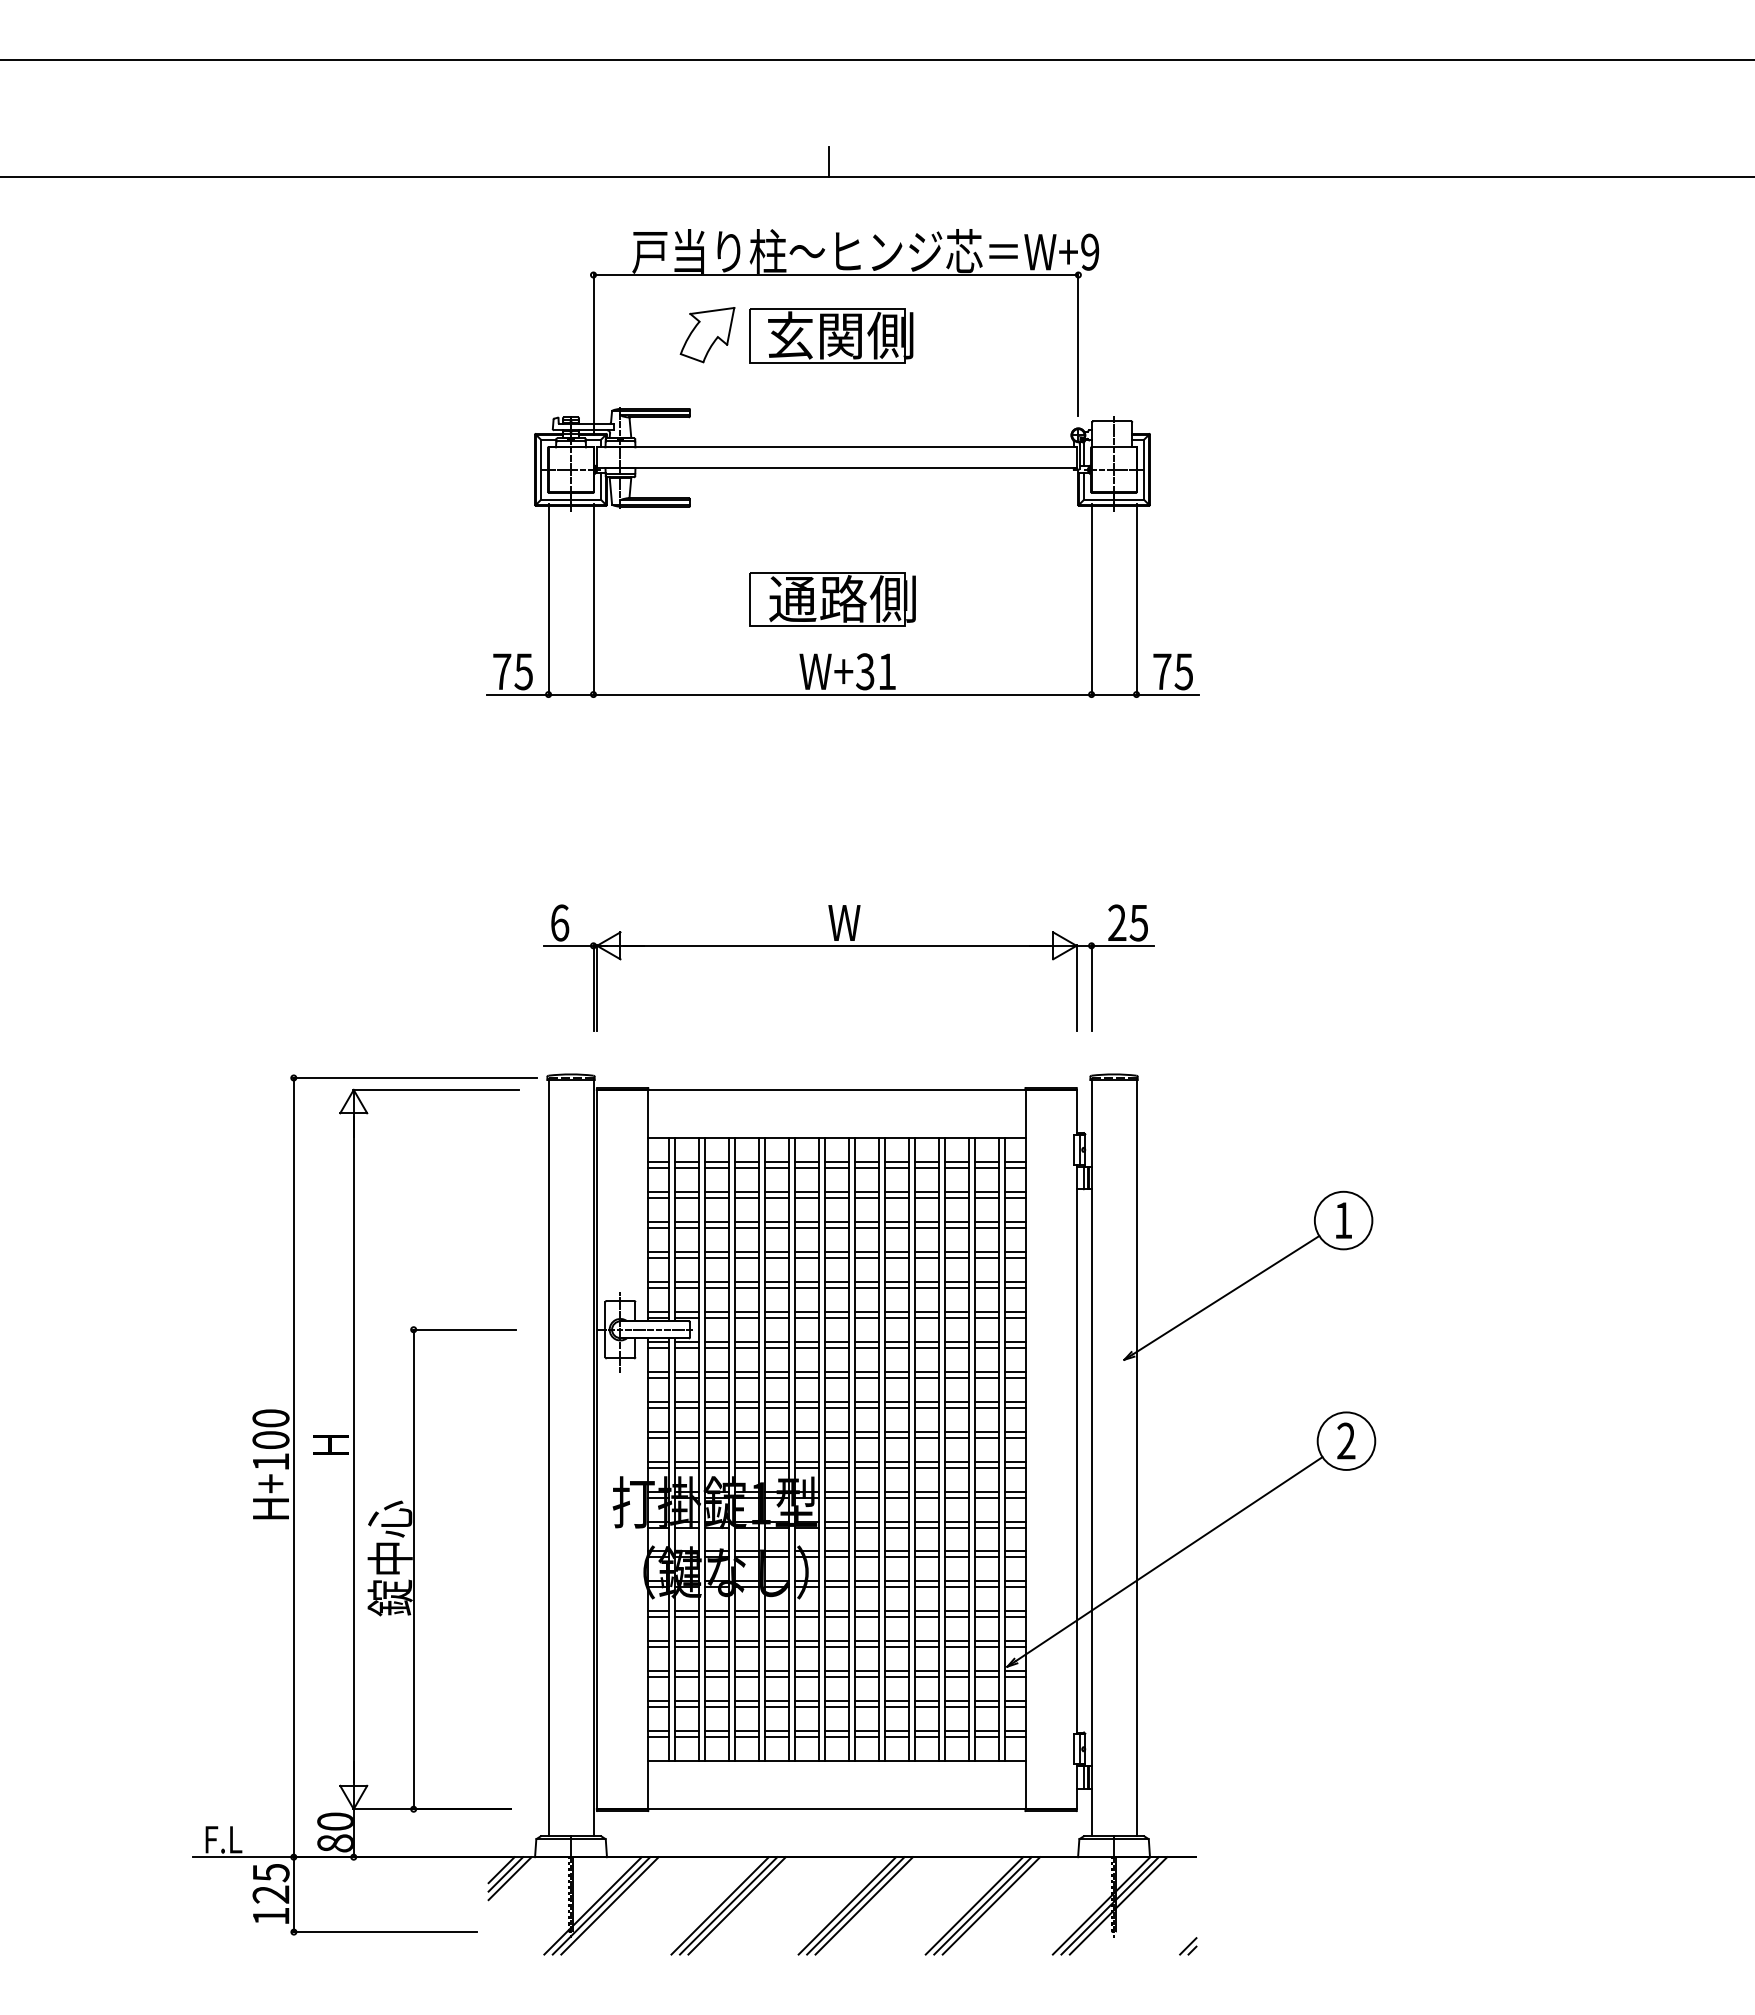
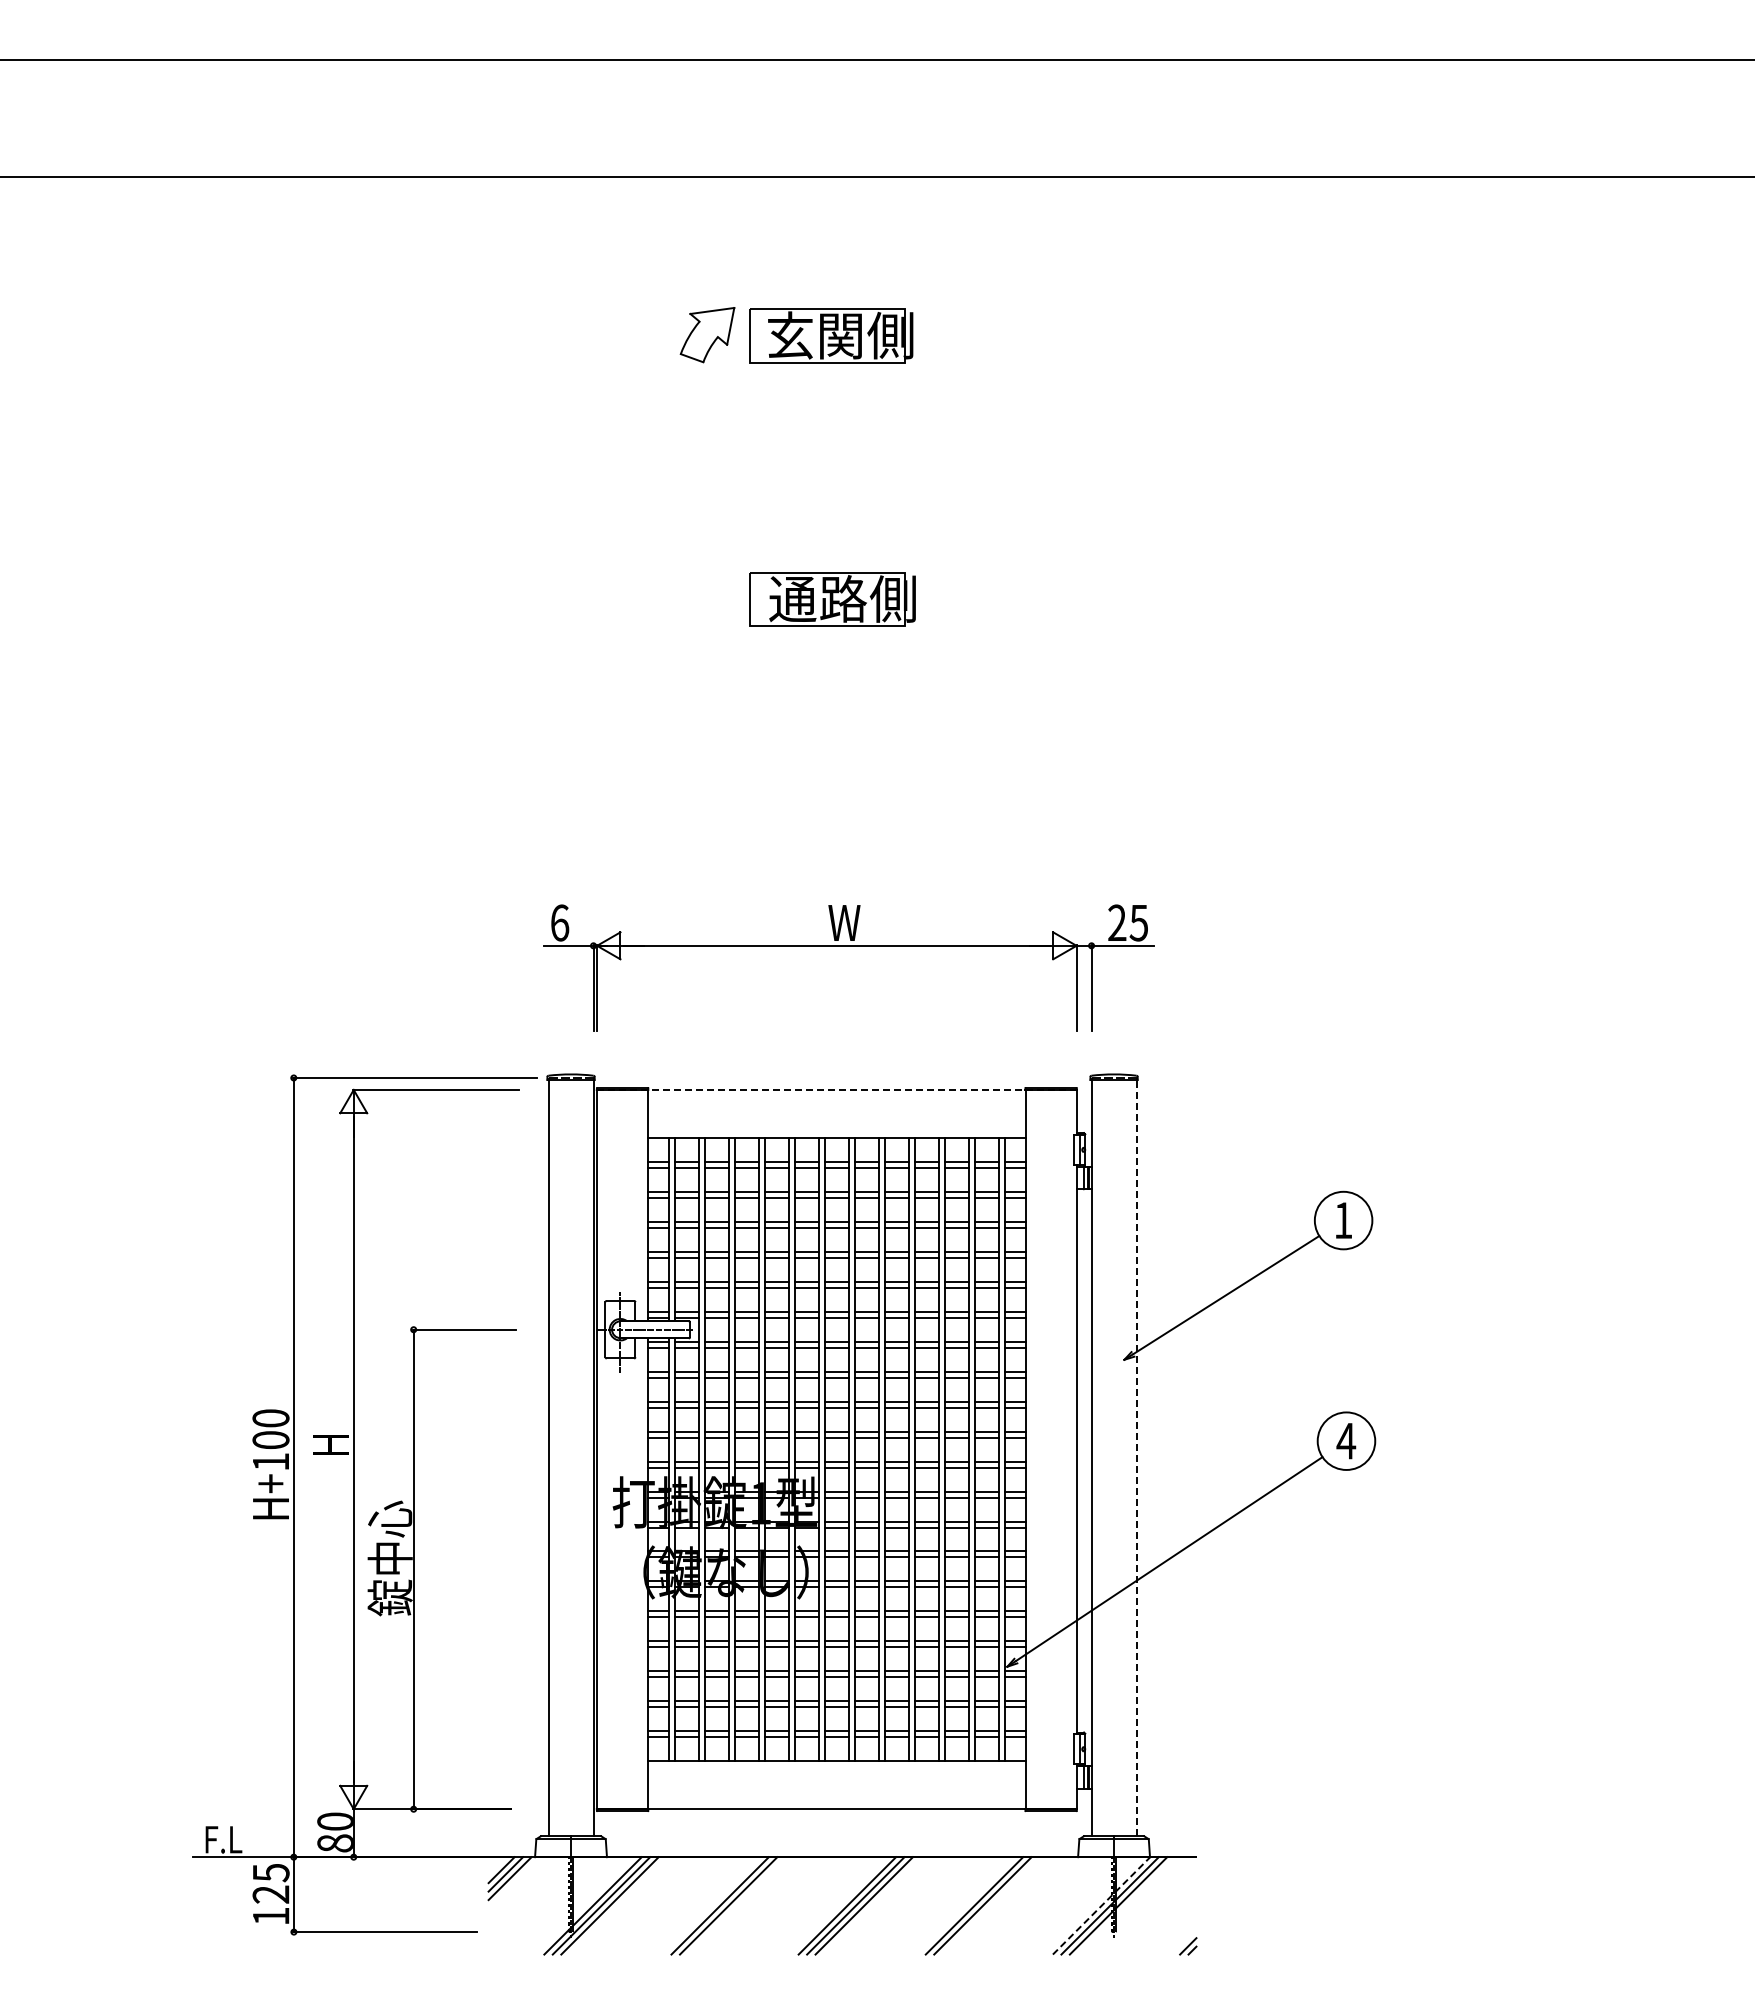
line: present -> none (829, 162)
part: present -> none (842, 463)
line: solid -> dashed (836, 1089)
text: 2 -> 4 (1346, 1440)
line: solid -> dashed (1136, 1457)
line: present -> none (736, 1905)
line: present -> none (991, 1905)
line: solid -> dashed (1101, 1905)
